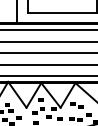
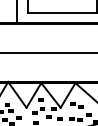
line: present -> none (48, 30)
line: present -> none (48, 41)
line: present -> none (48, 64)
line: present -> none (48, 76)
